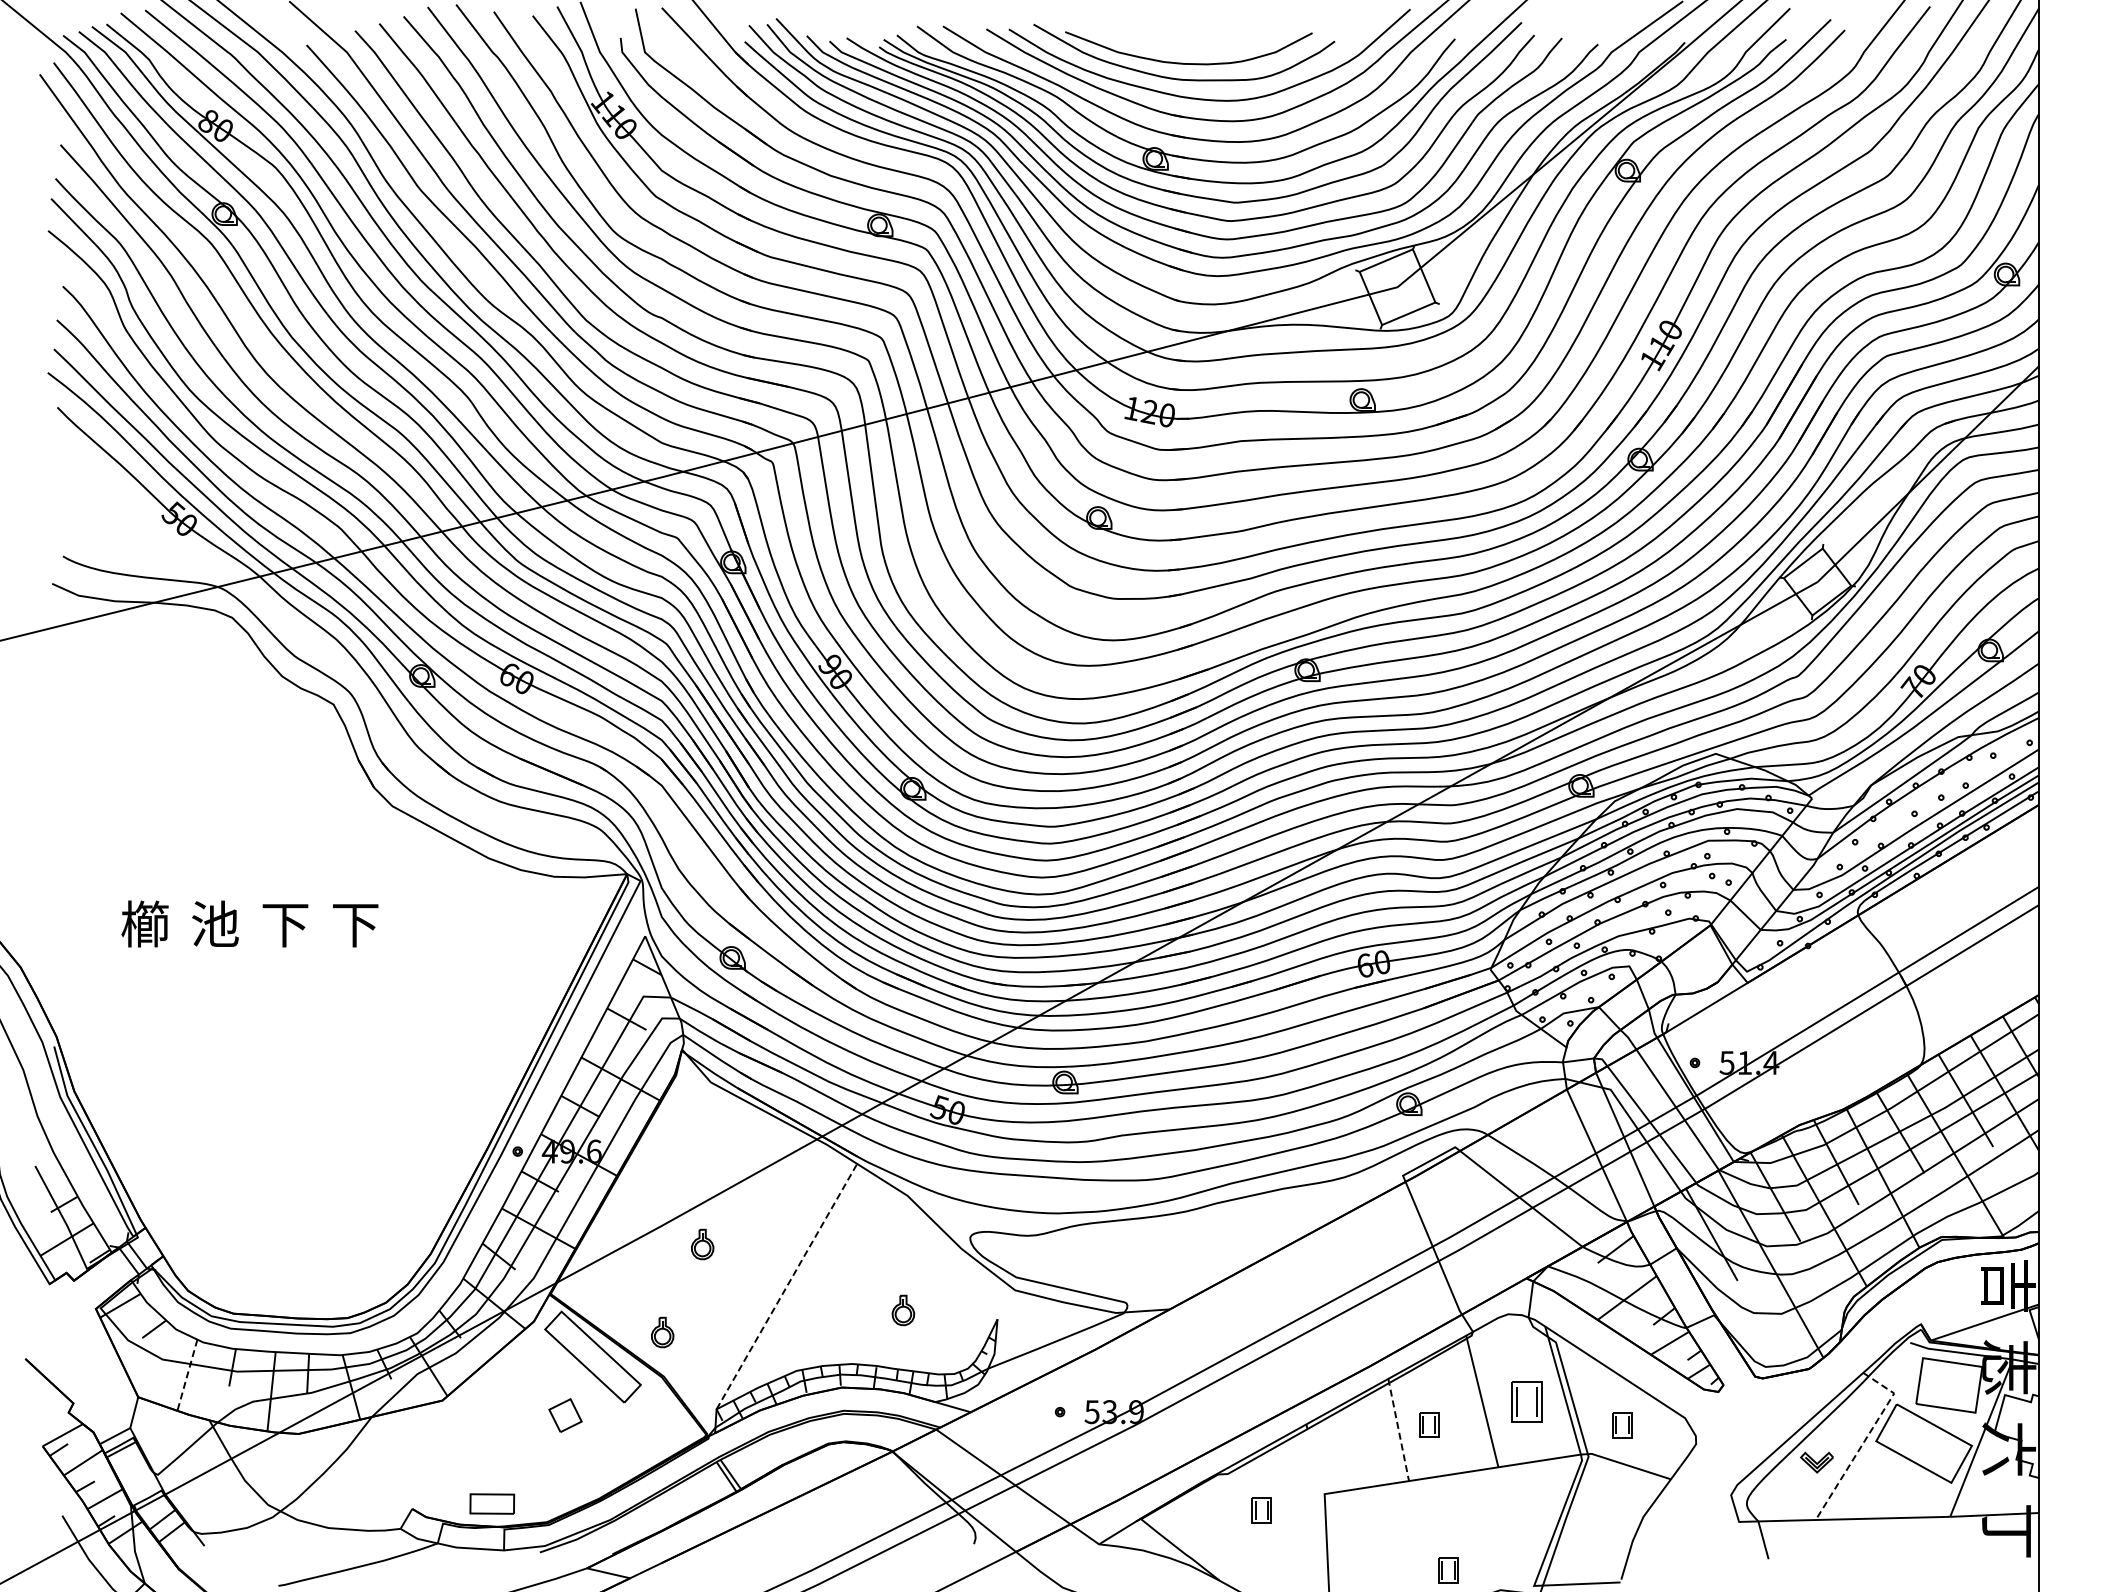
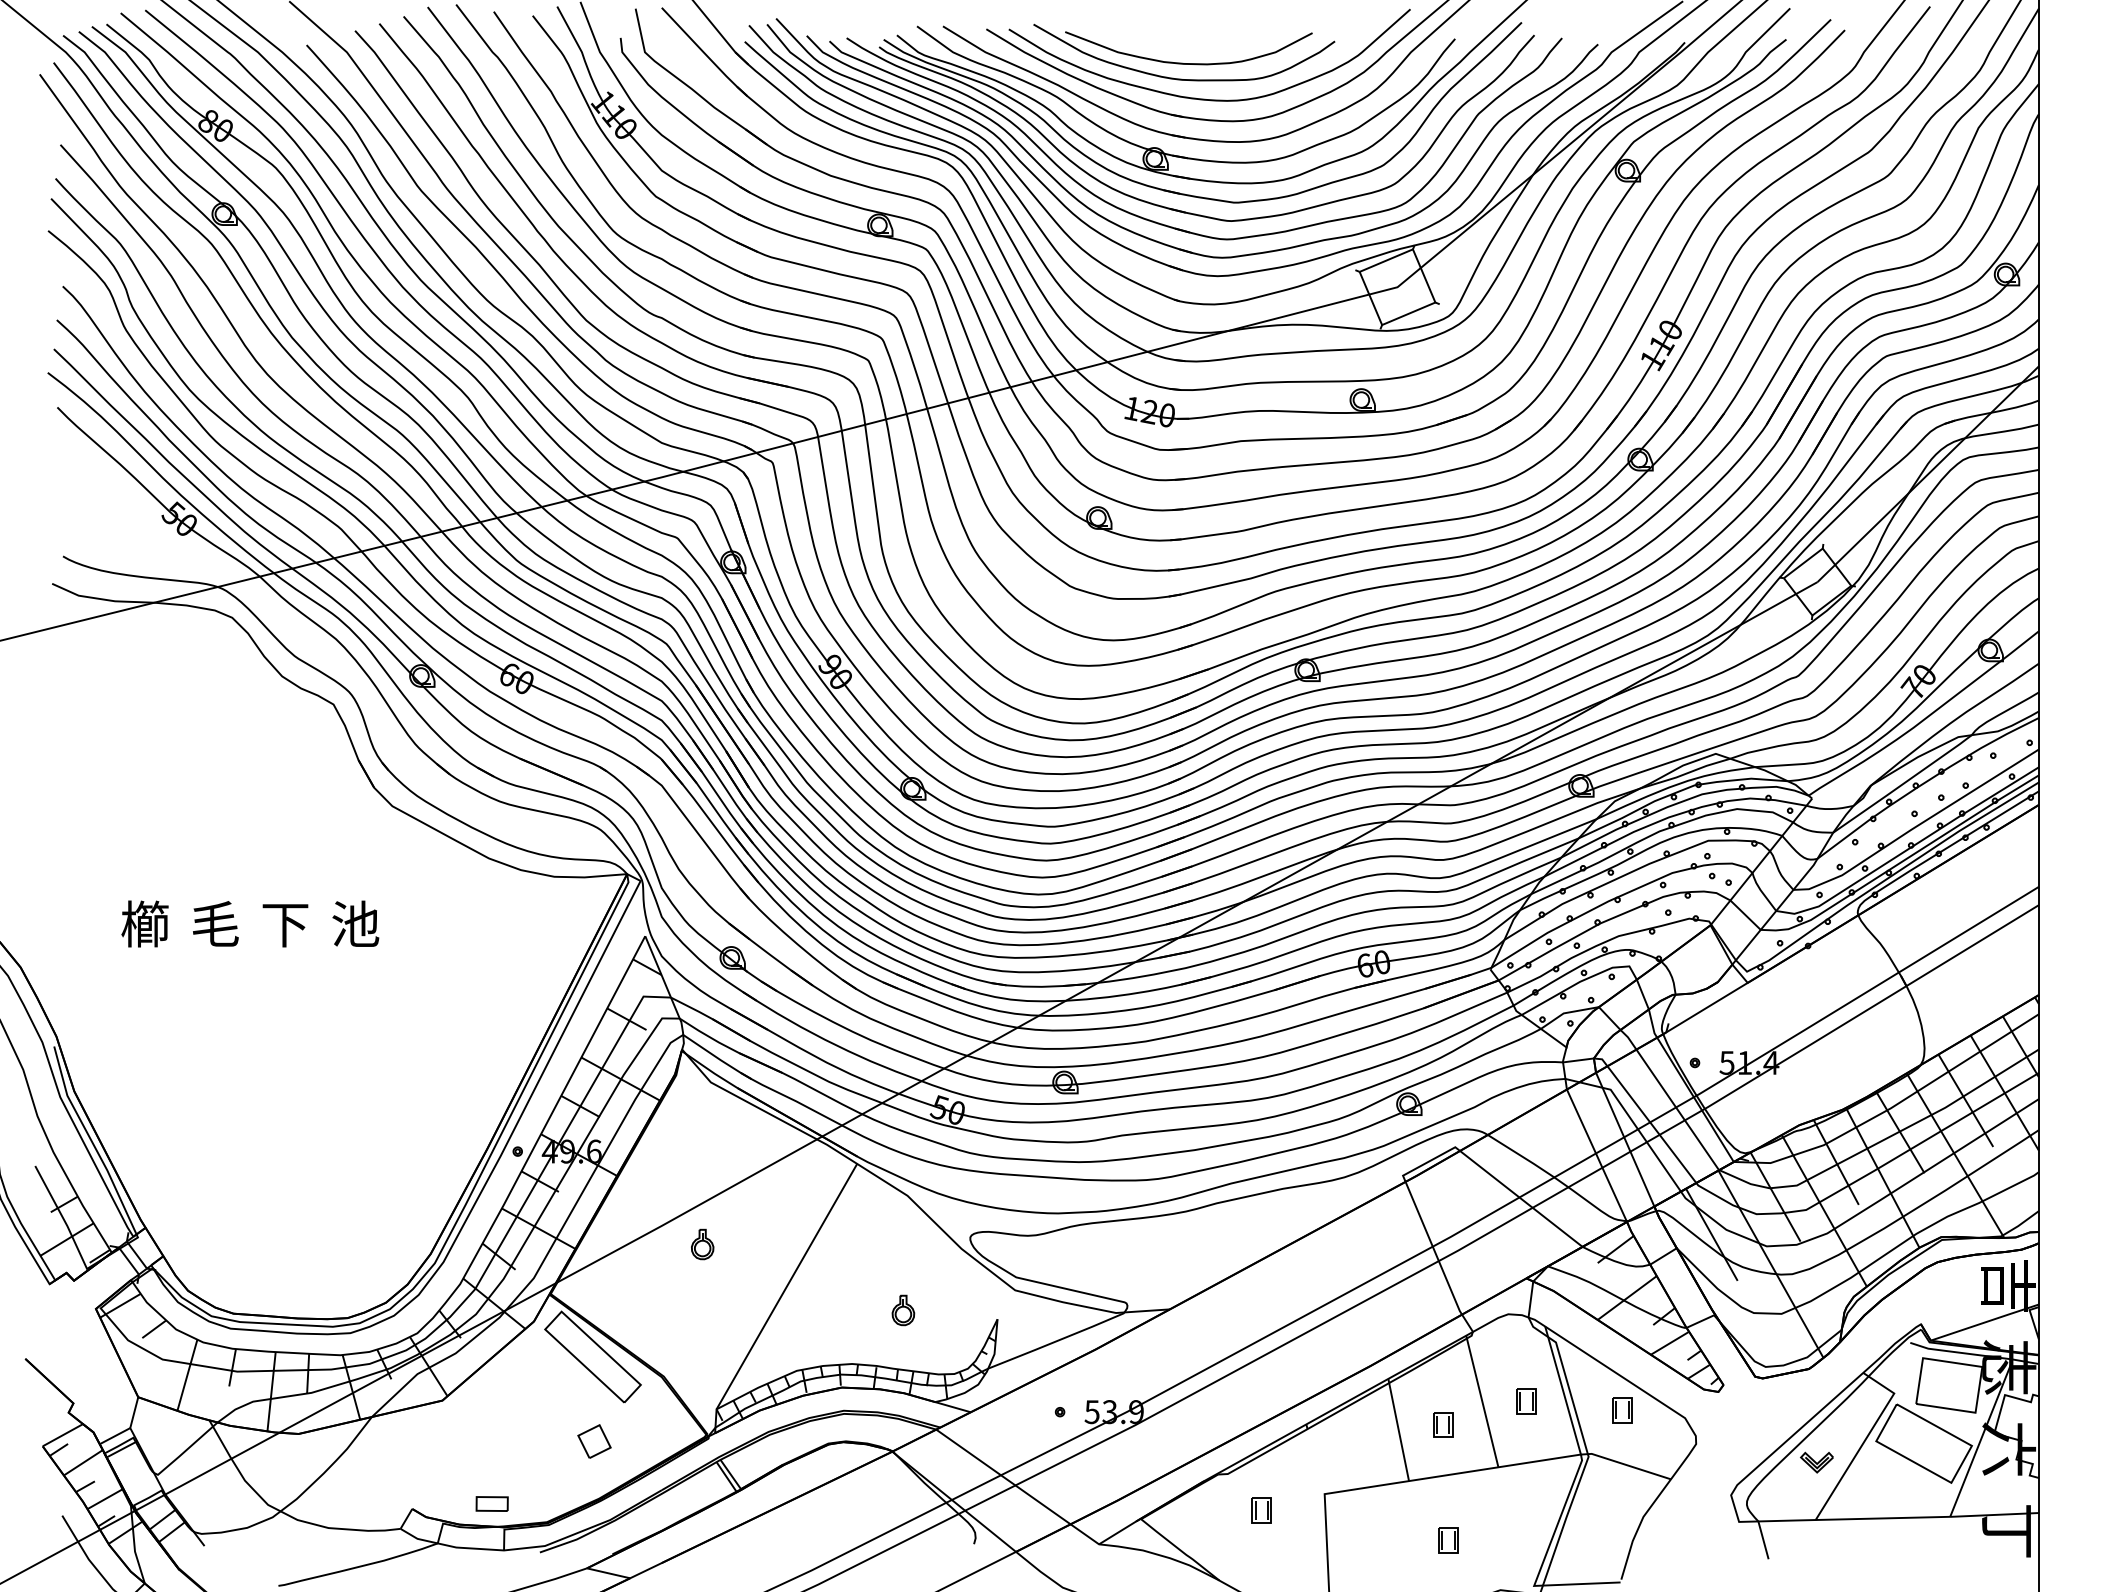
text: 池 -> 毛 (215, 923)
text: 下 -> 池 (355, 923)
line: dashed -> solid (787, 1286)
part: present -> none (662, 1332)
line: dashed -> solid (187, 1375)
part size: 32x42 px -> 21x27 px (1526, 1401)
part position: (565, 1415) -> (594, 1441) (594, 1441)
part position: (1429, 1424) -> (1443, 1424) (1443, 1424)
part position: (1622, 1425) -> (1622, 1410) (1622, 1410)
line: dashed -> solid (1398, 1429)
line: dashed -> solid (1865, 1440)
part size: 47x22 px -> 34x16 px (491, 1503)
part position: (1448, 1570) -> (1448, 1540) (1448, 1540)
